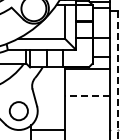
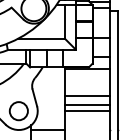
line: dashed -> solid (117, 75)
line: dashed -> solid (87, 96)
line: none -> present (87, 104)
line: none -> present (87, 110)
